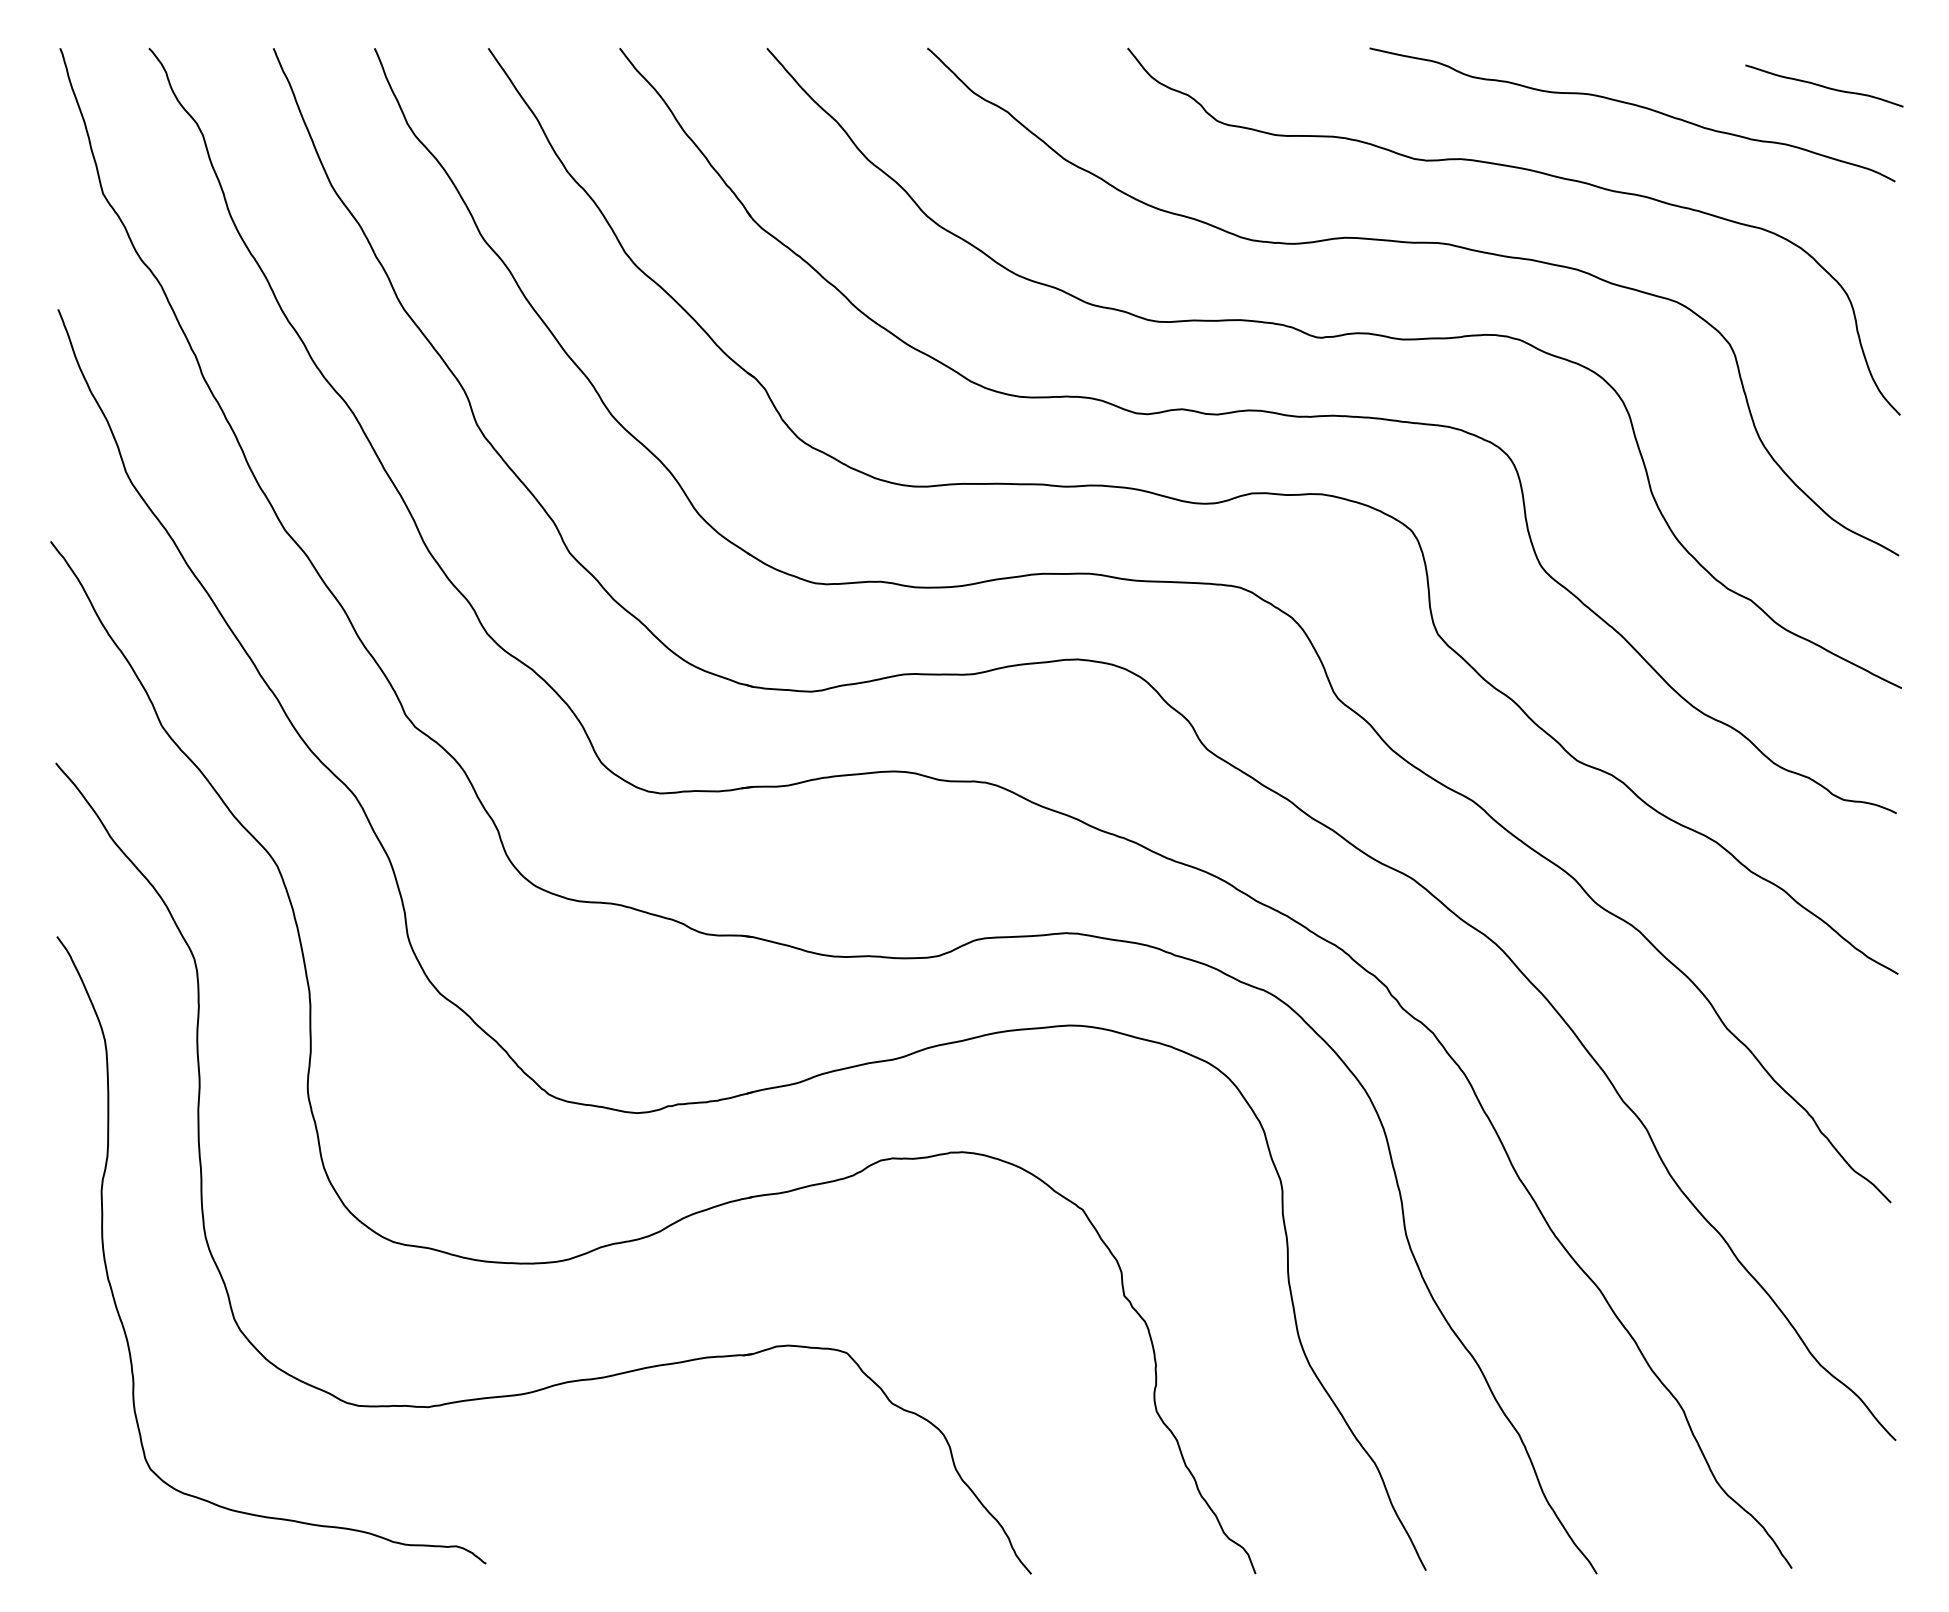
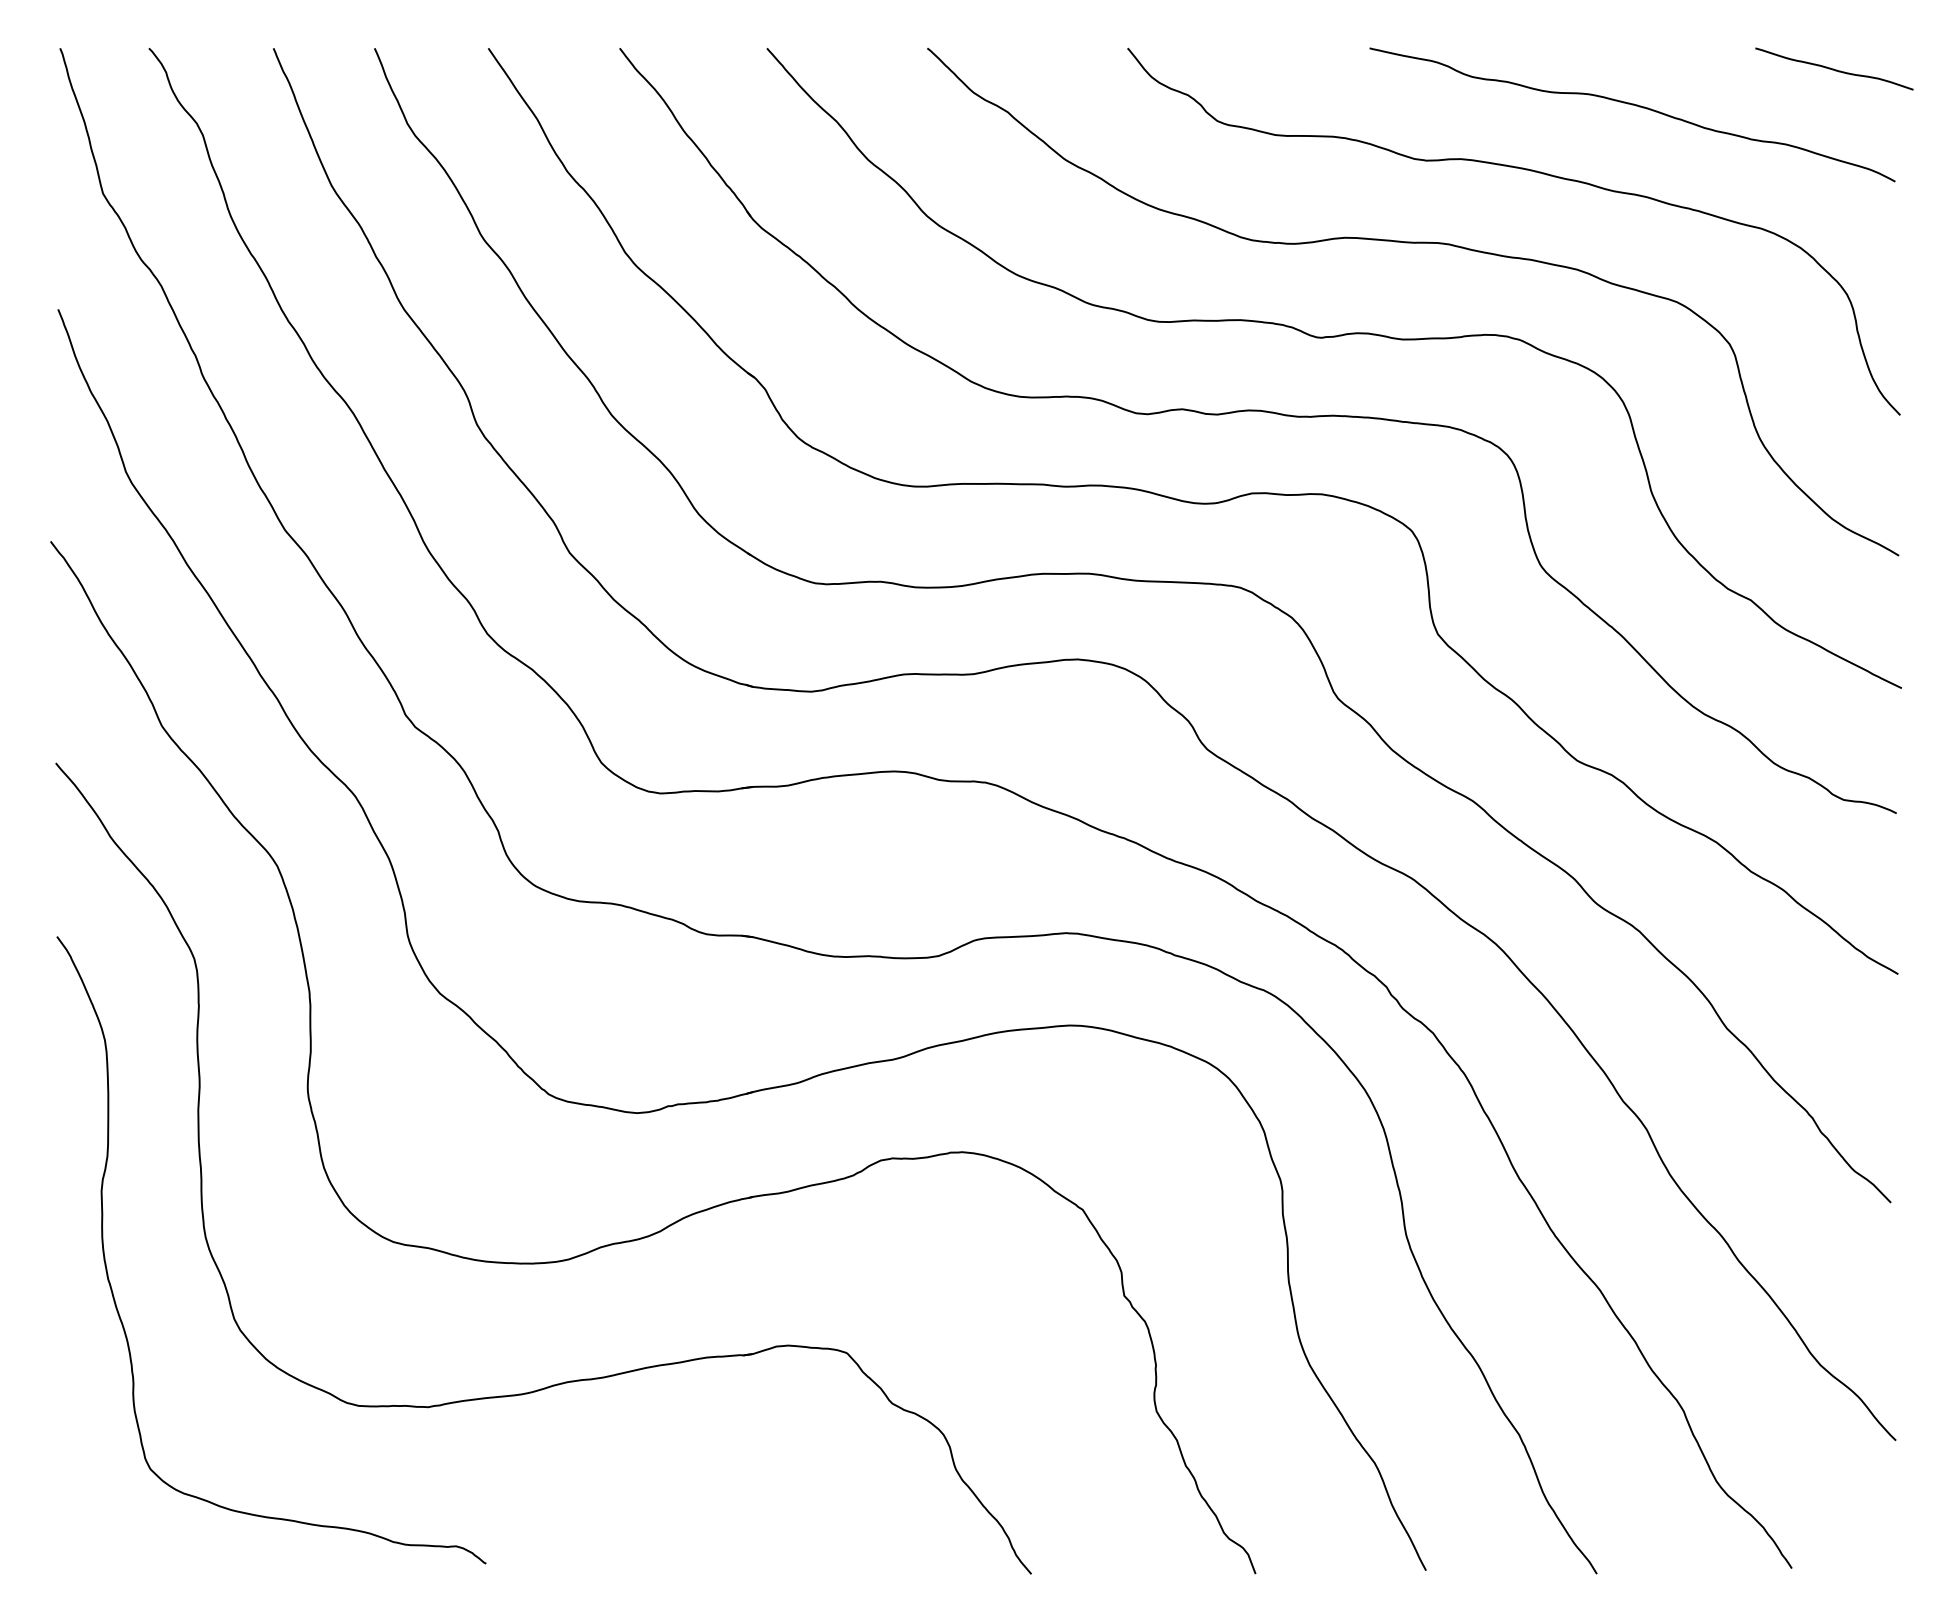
curve position: (1823, 85) -> (1833, 68) (1833, 68)
